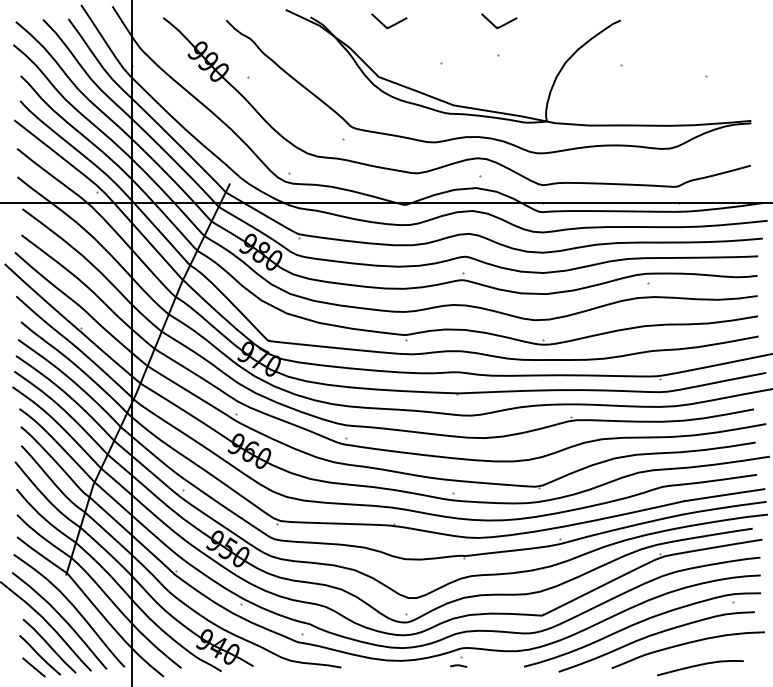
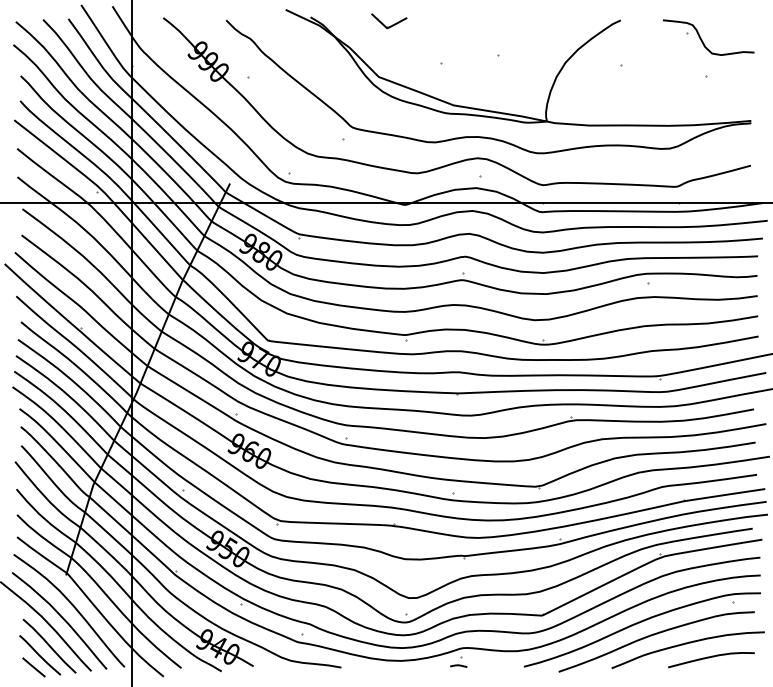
part: present -> none (499, 20)
part: none -> present (702, 39)
curve position: (698, 666) -> (709, 658) (709, 658)
